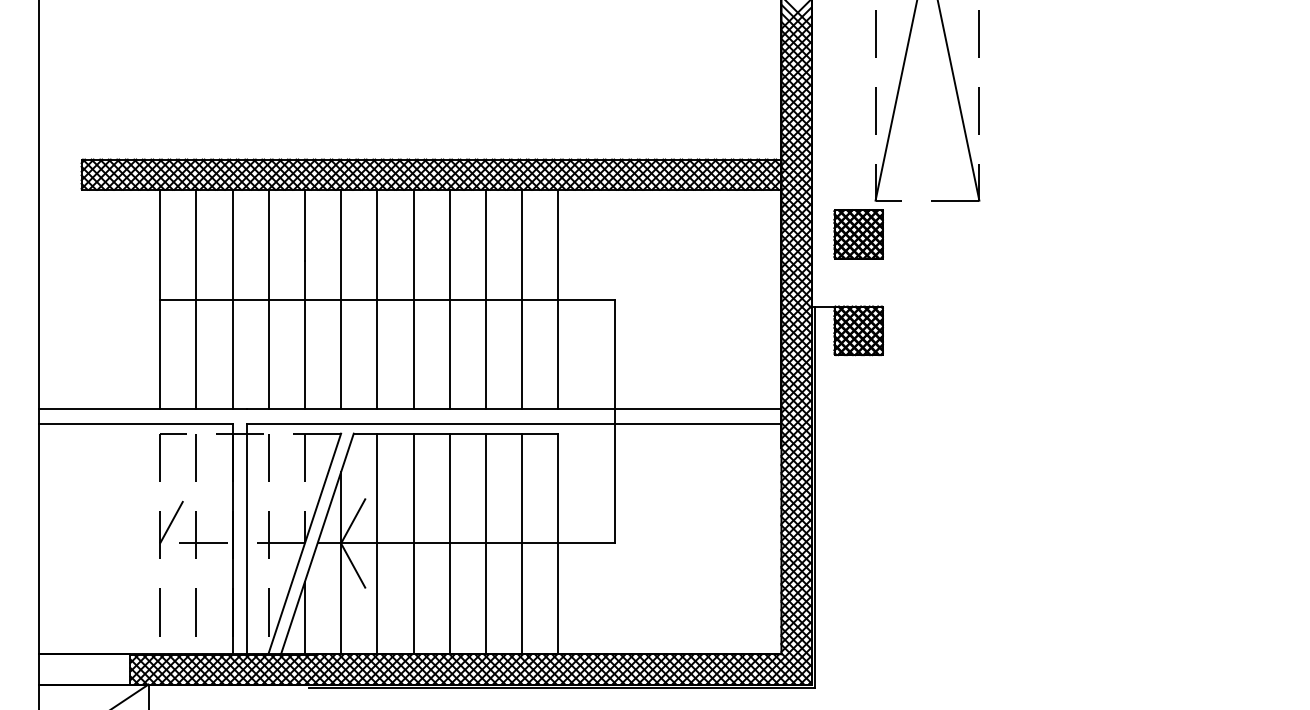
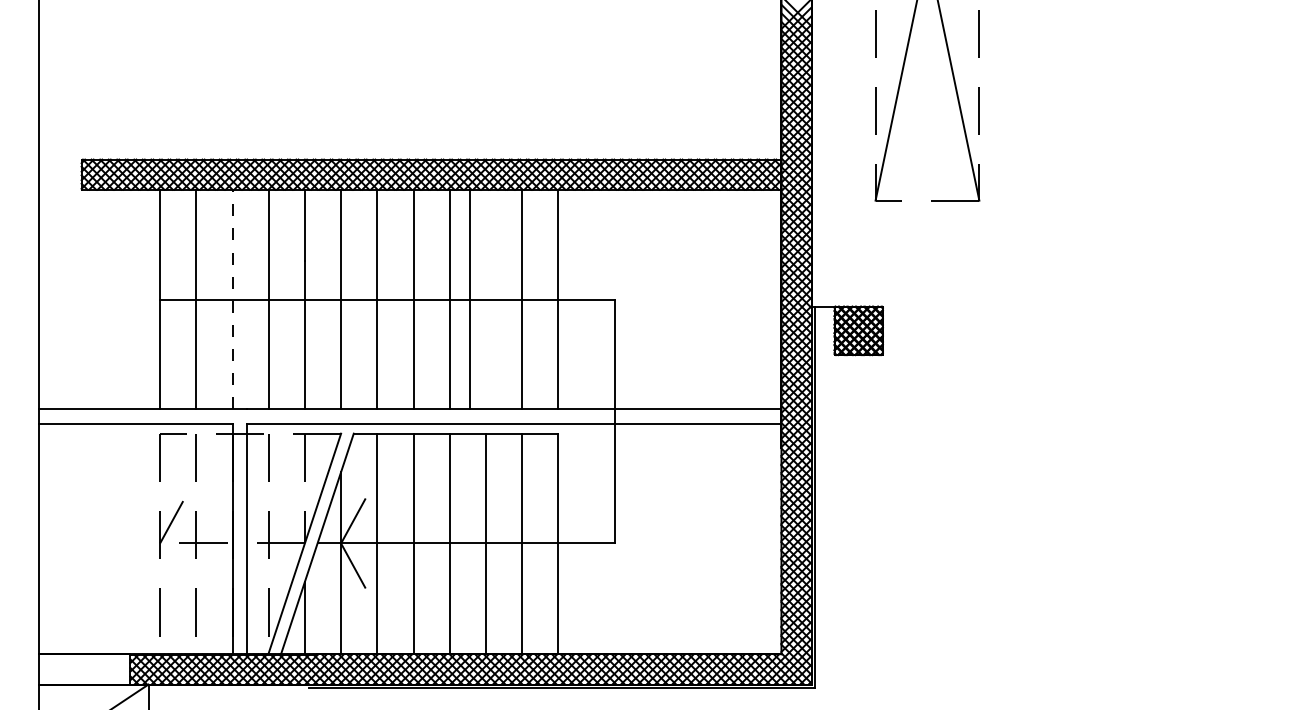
part: present -> none (858, 234)
line: solid -> dashed (232, 299)
line position: (485, 299) -> (469, 299) (469, 299)
